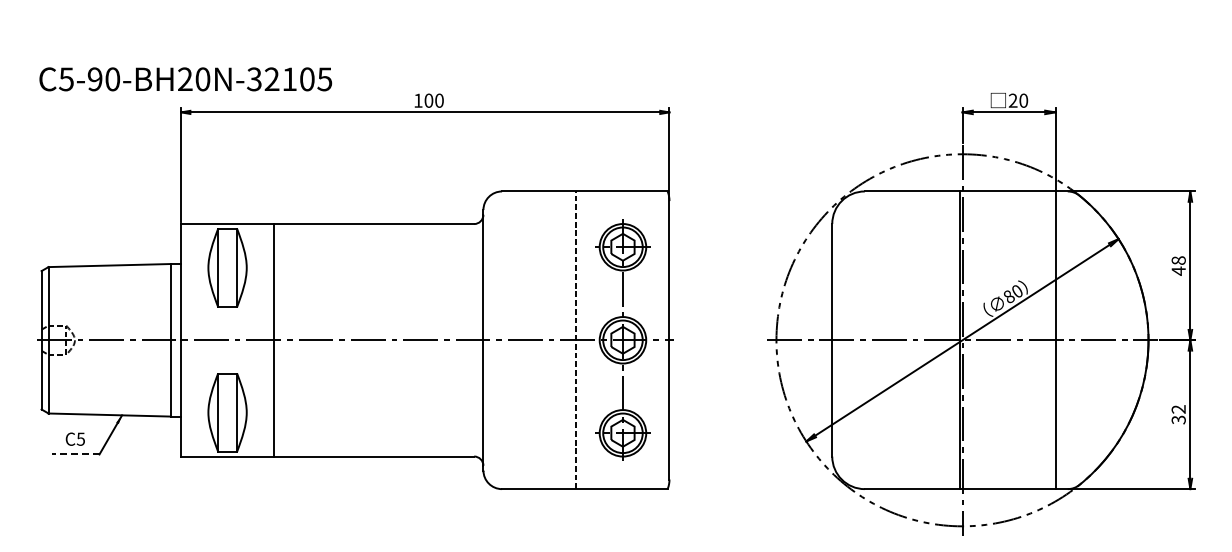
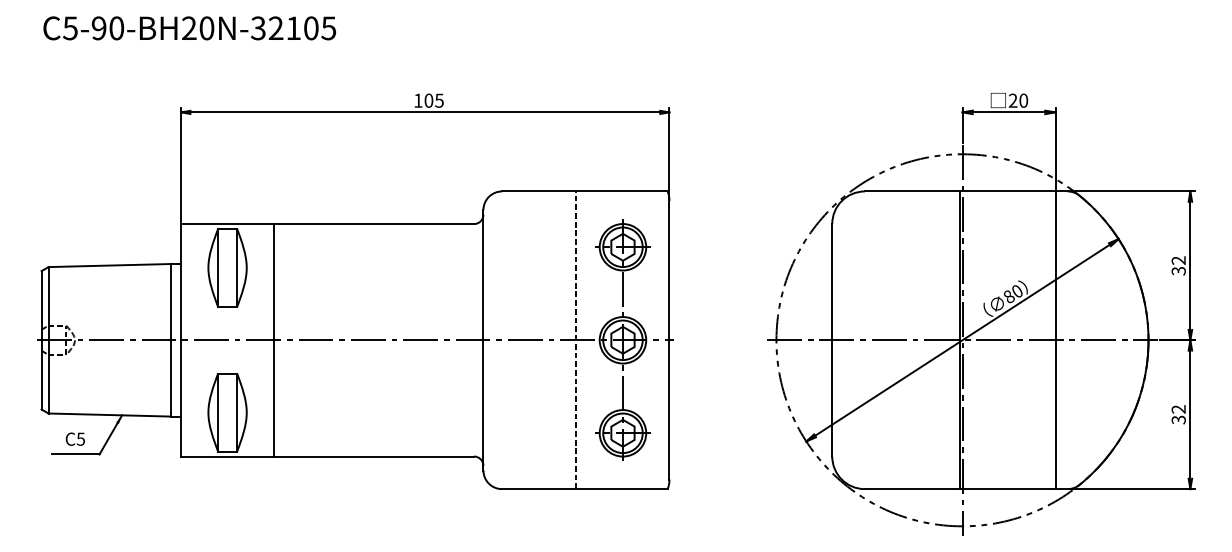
text position: (185, 79) -> (189, 28) (189, 28)
text: 100 -> 105 (439, 100)
text: 48 -> 32 (1178, 265)
line: dashed -> solid (75, 454)
